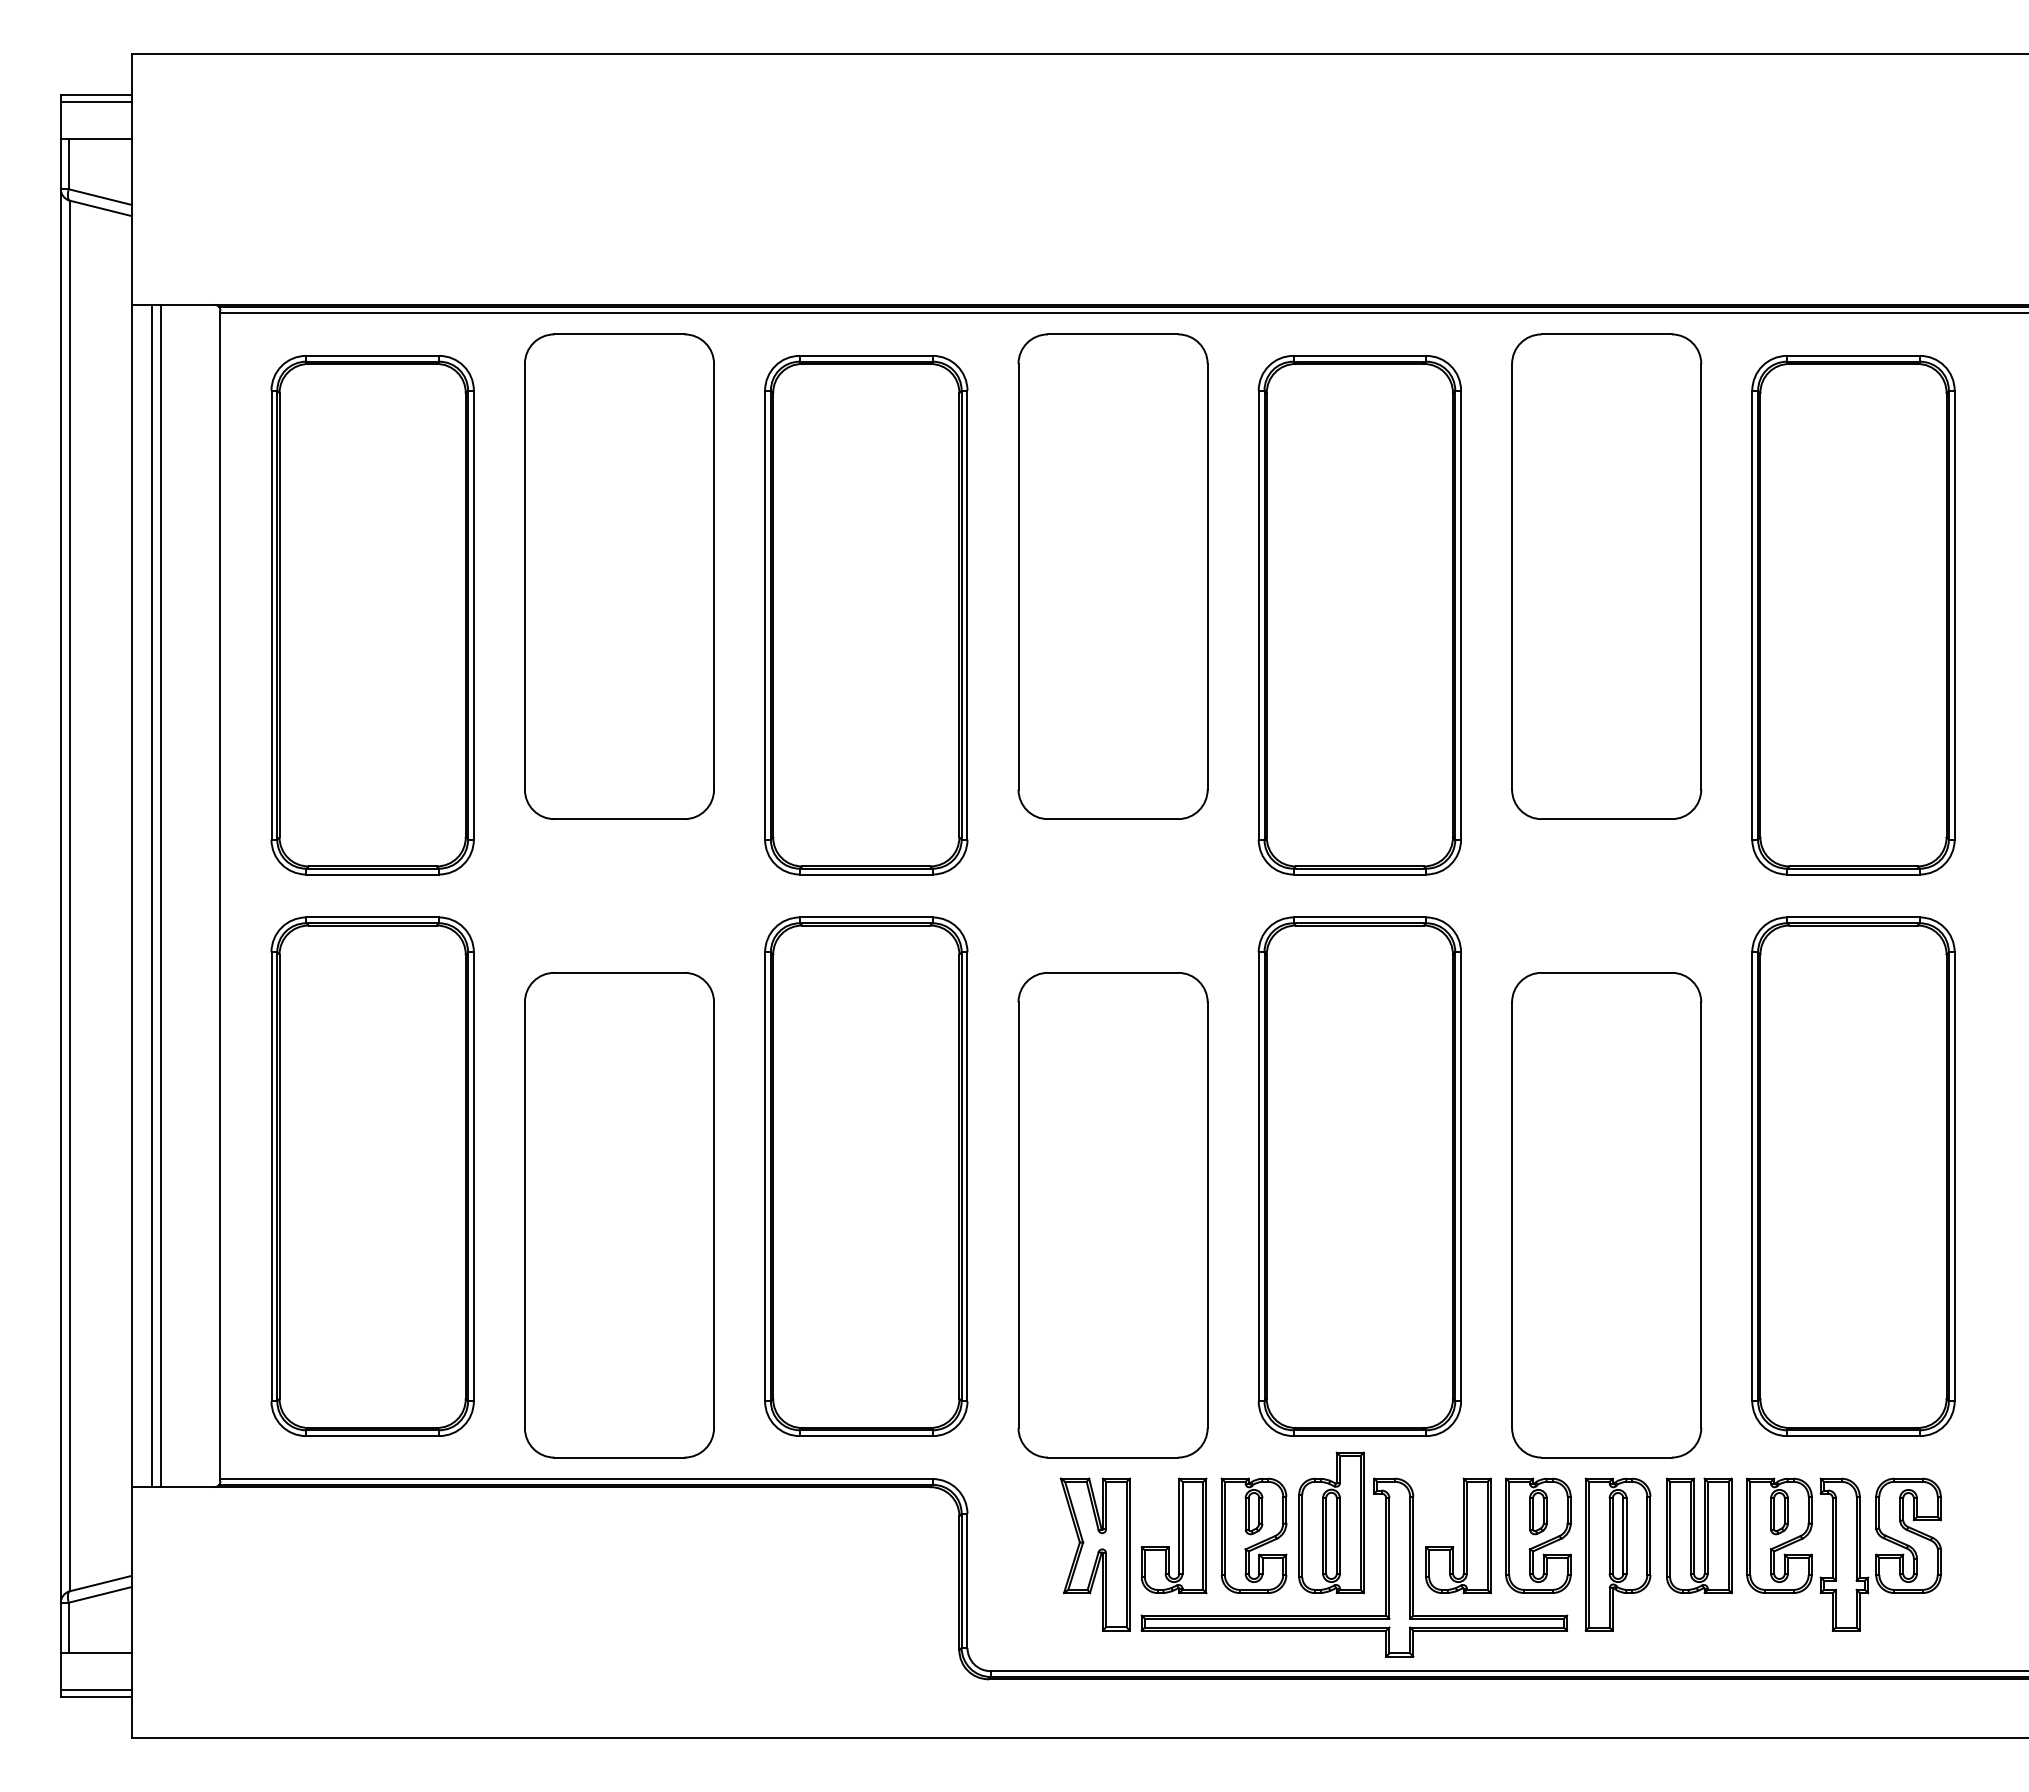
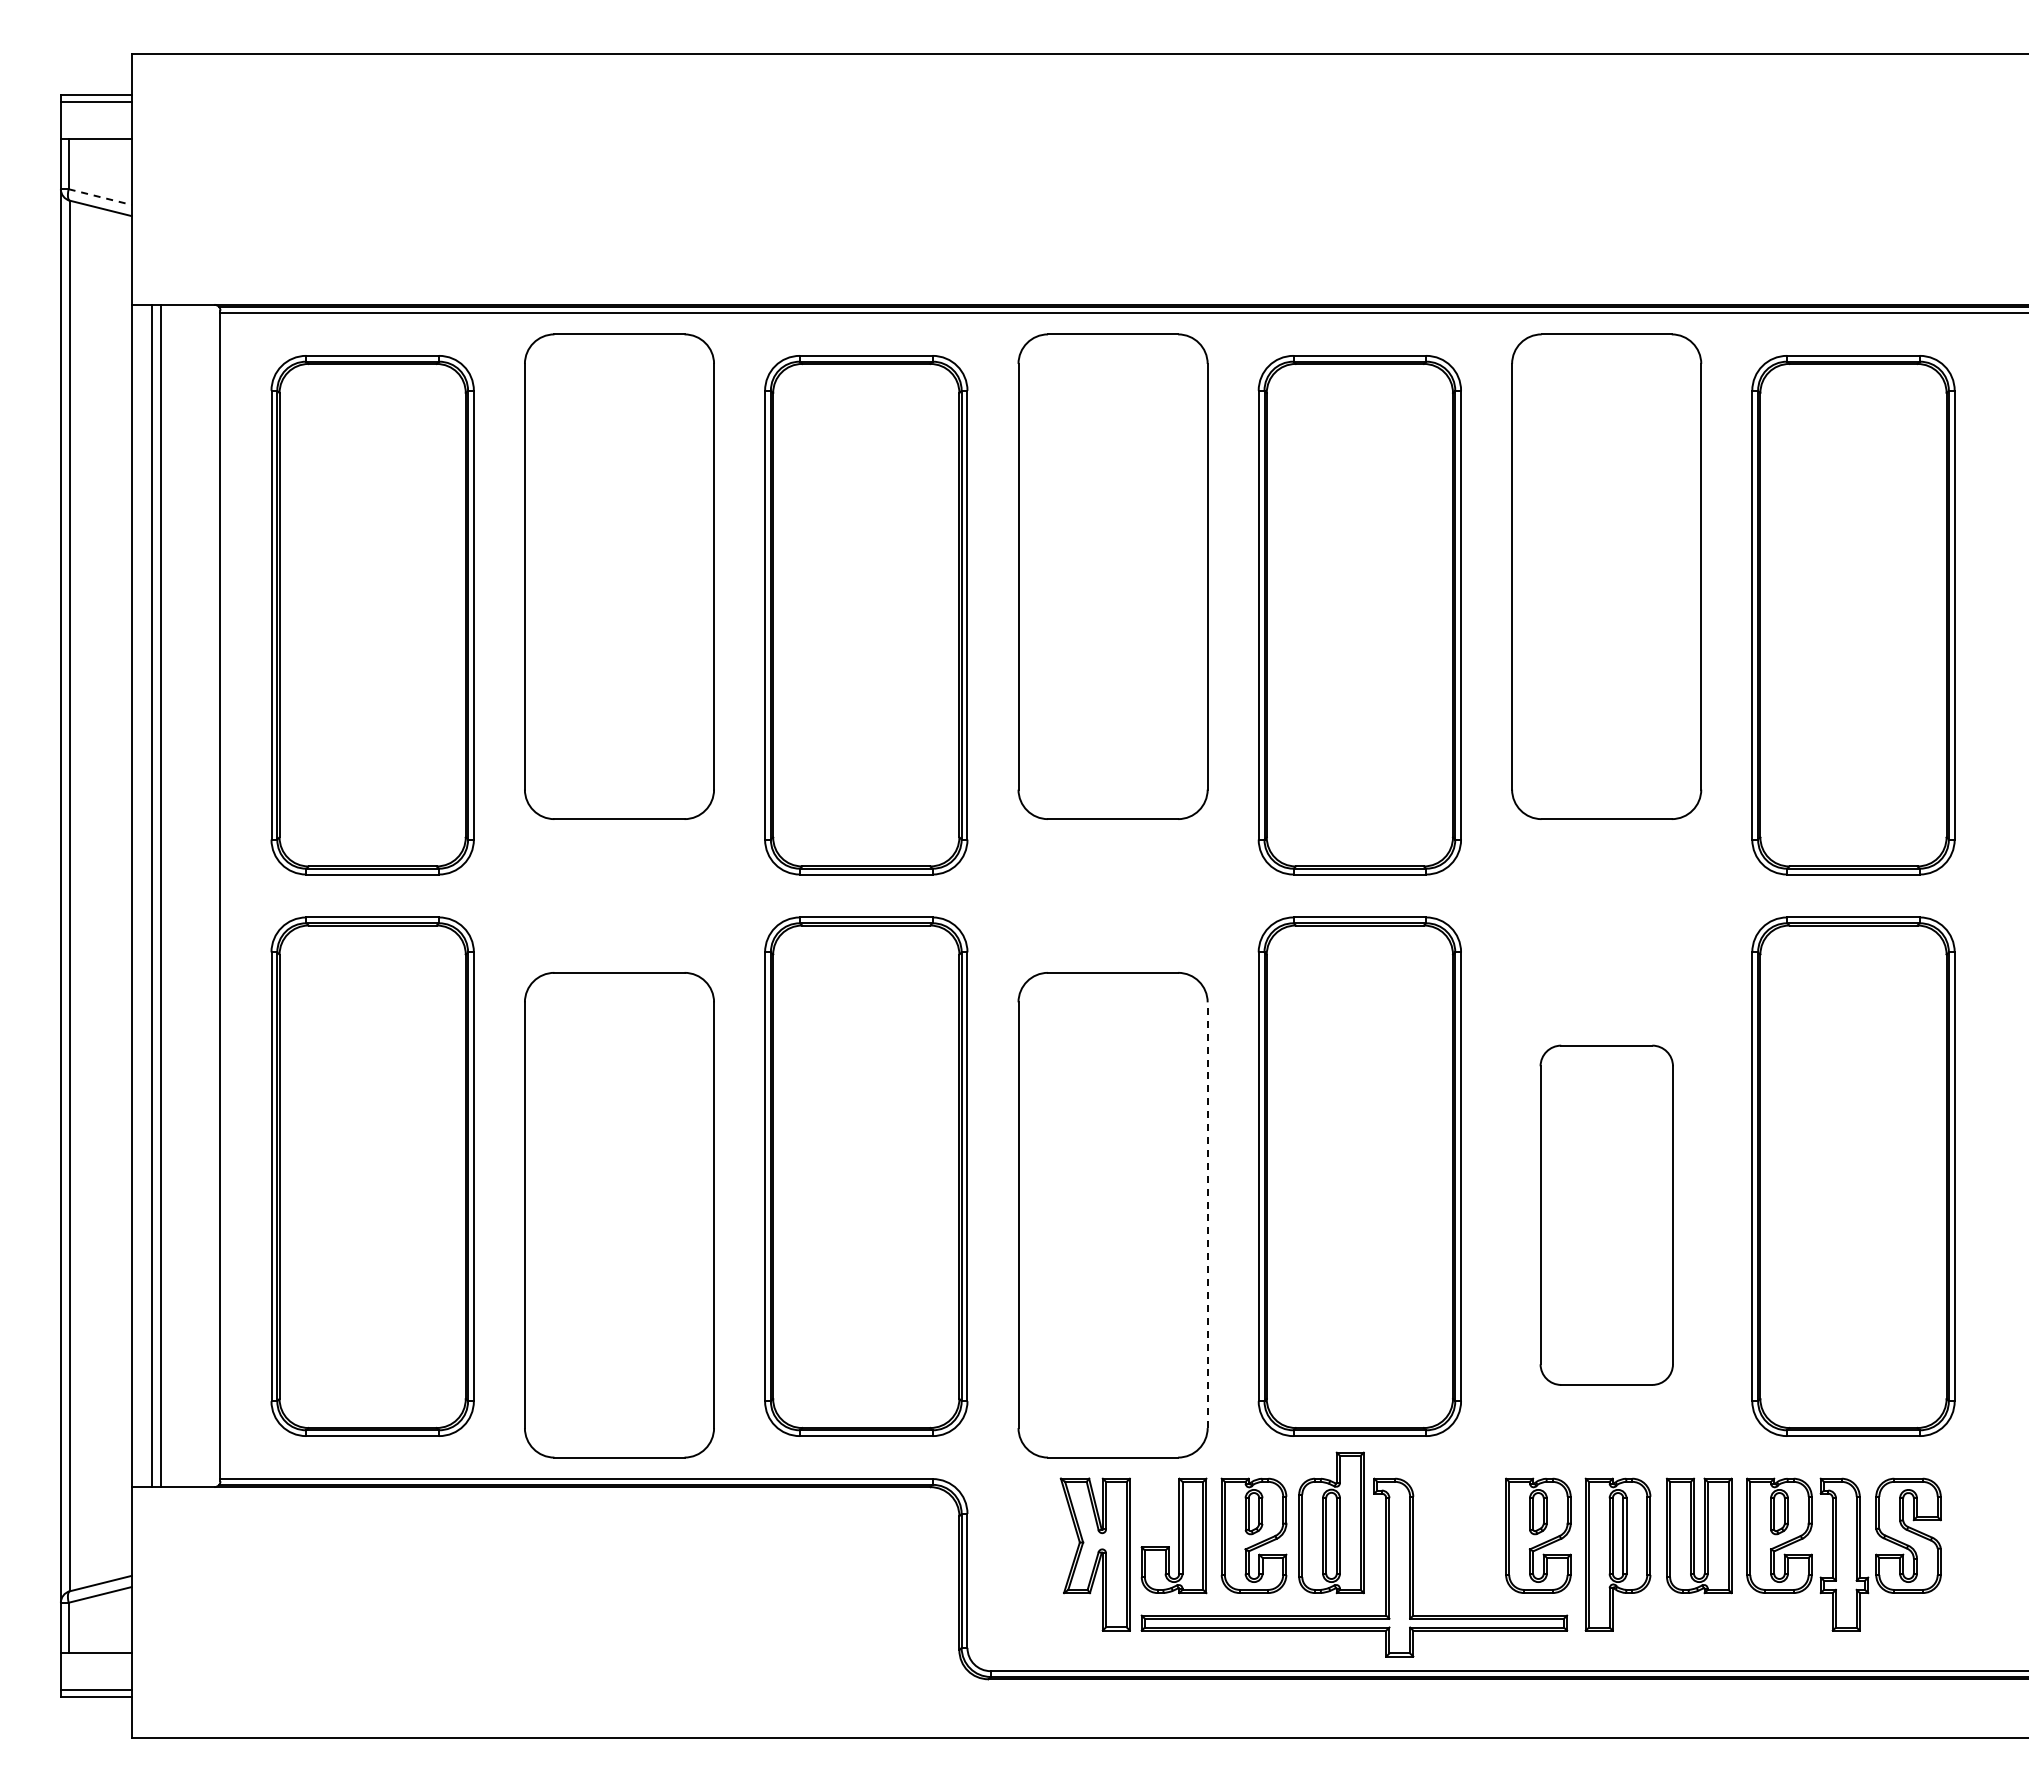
line: solid -> dashed (100, 197)
line: solid -> dashed (1207, 1215)
part size: 192x487 px -> 135x342 px (1606, 1214)
part: present -> none (1458, 1535)
